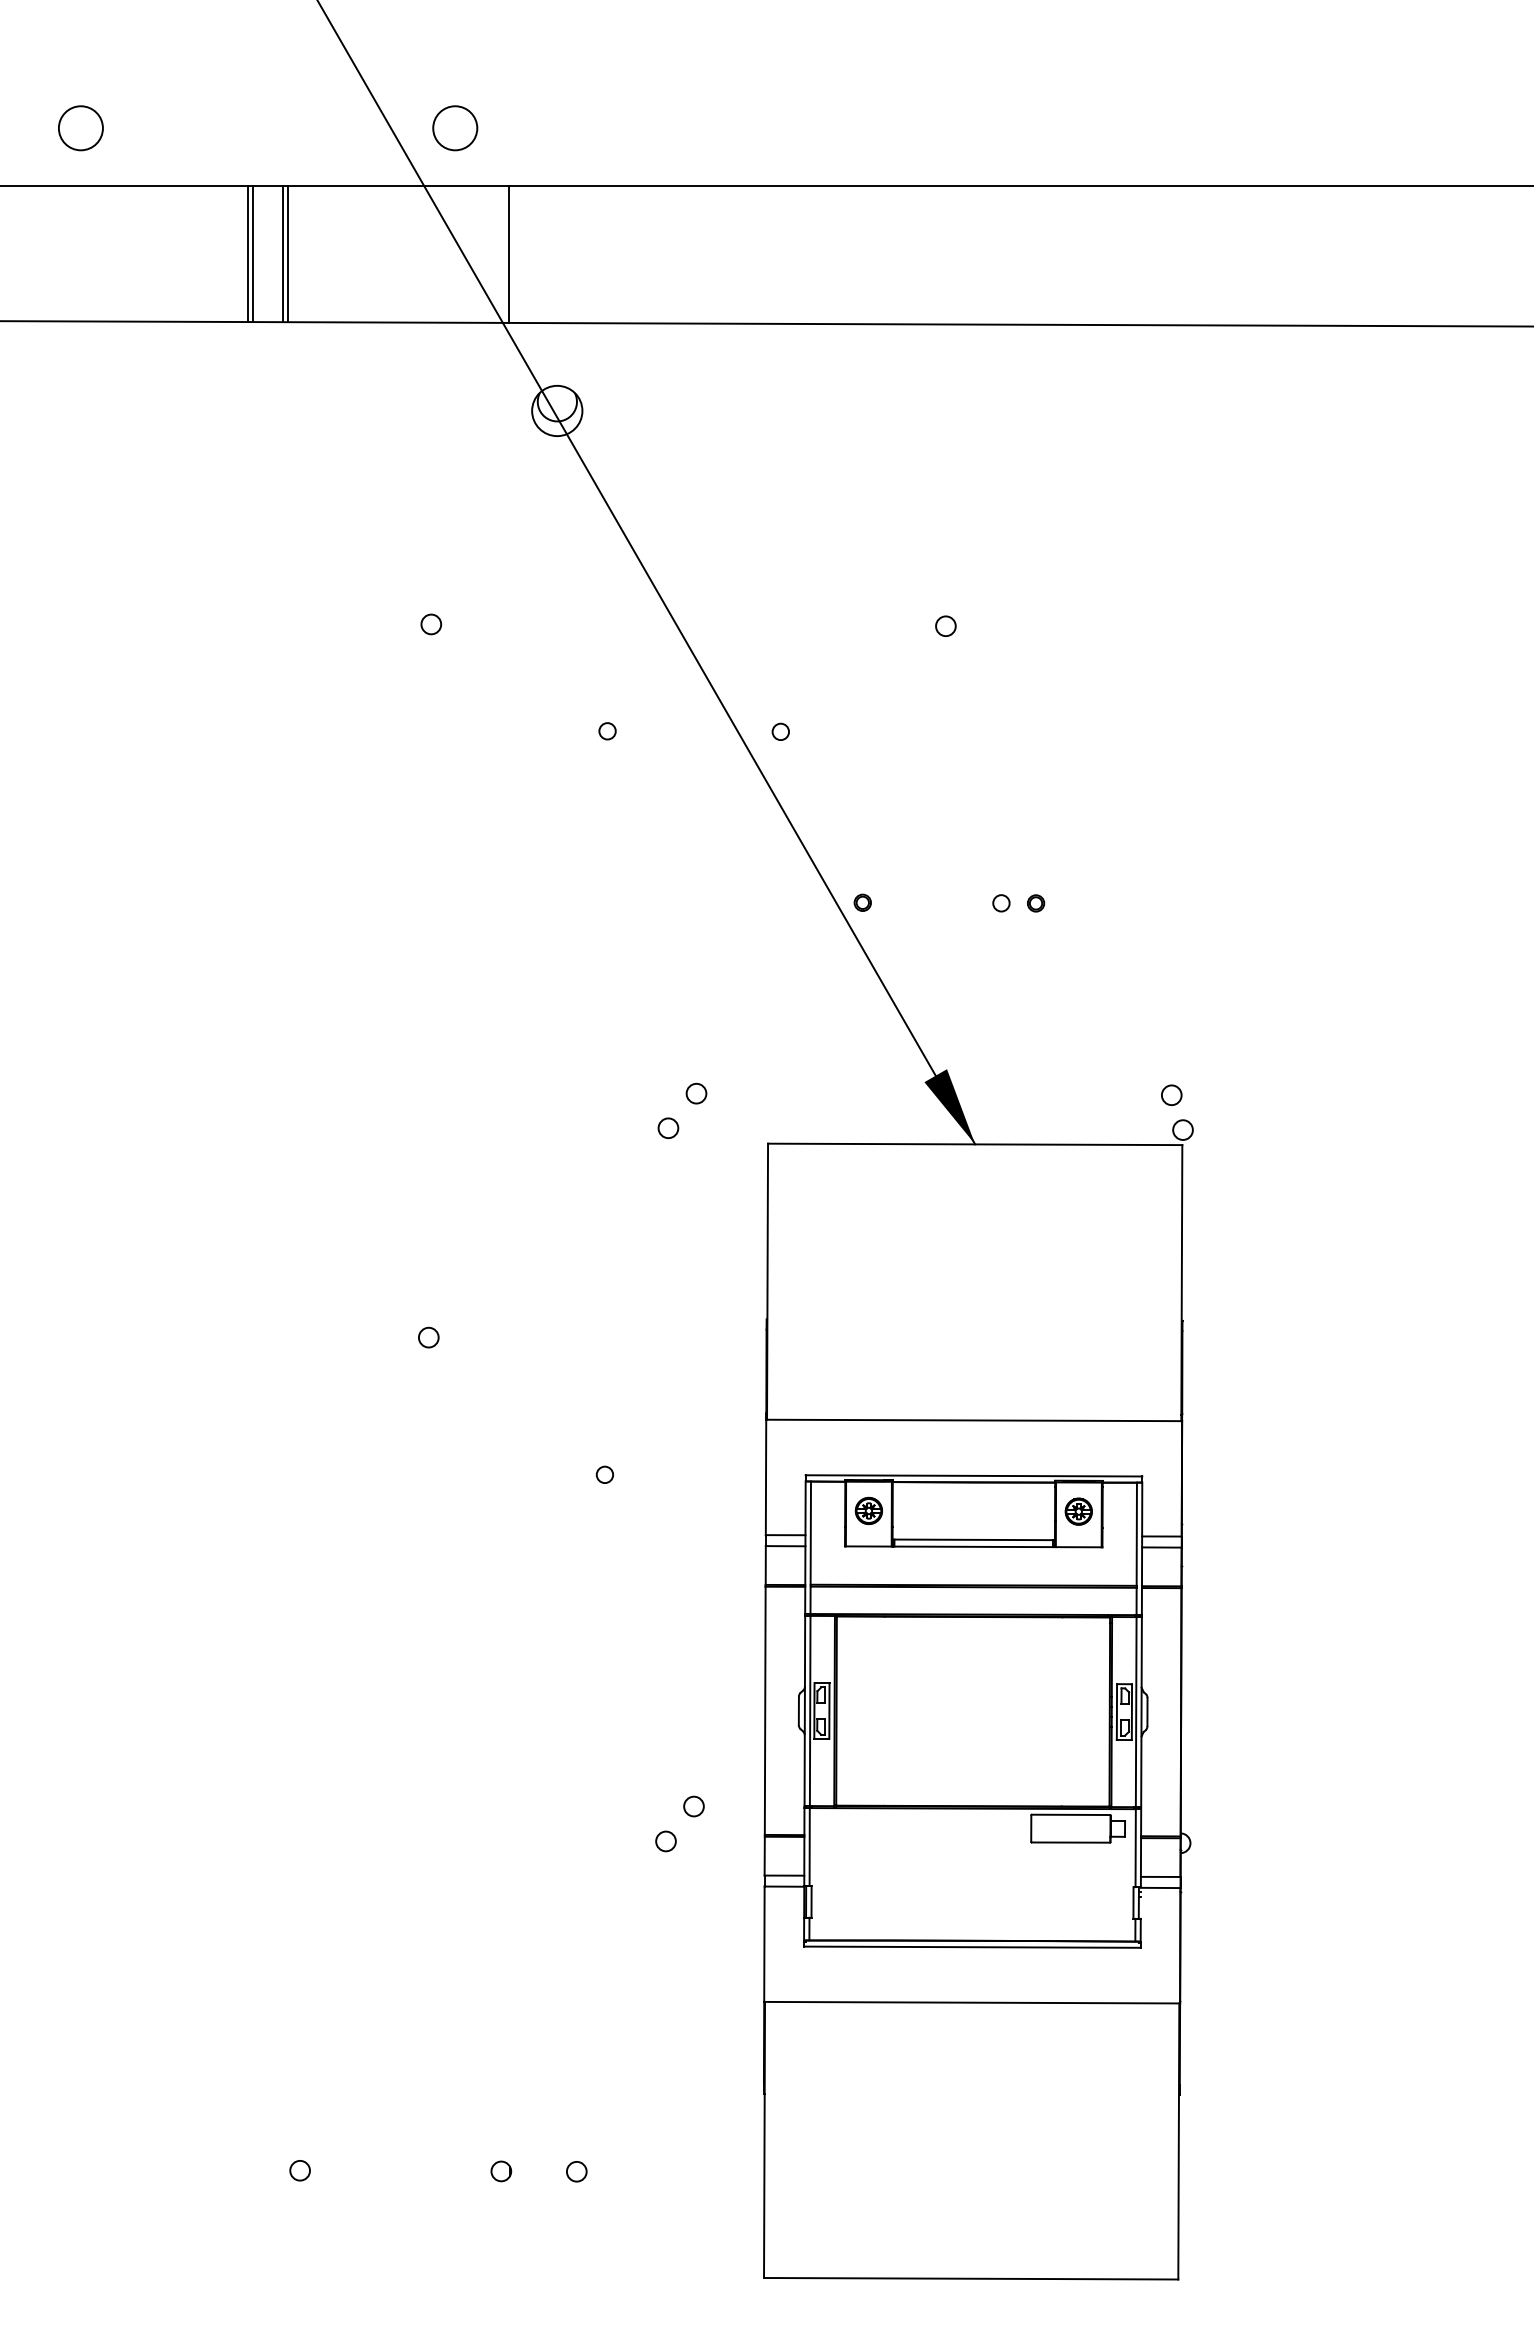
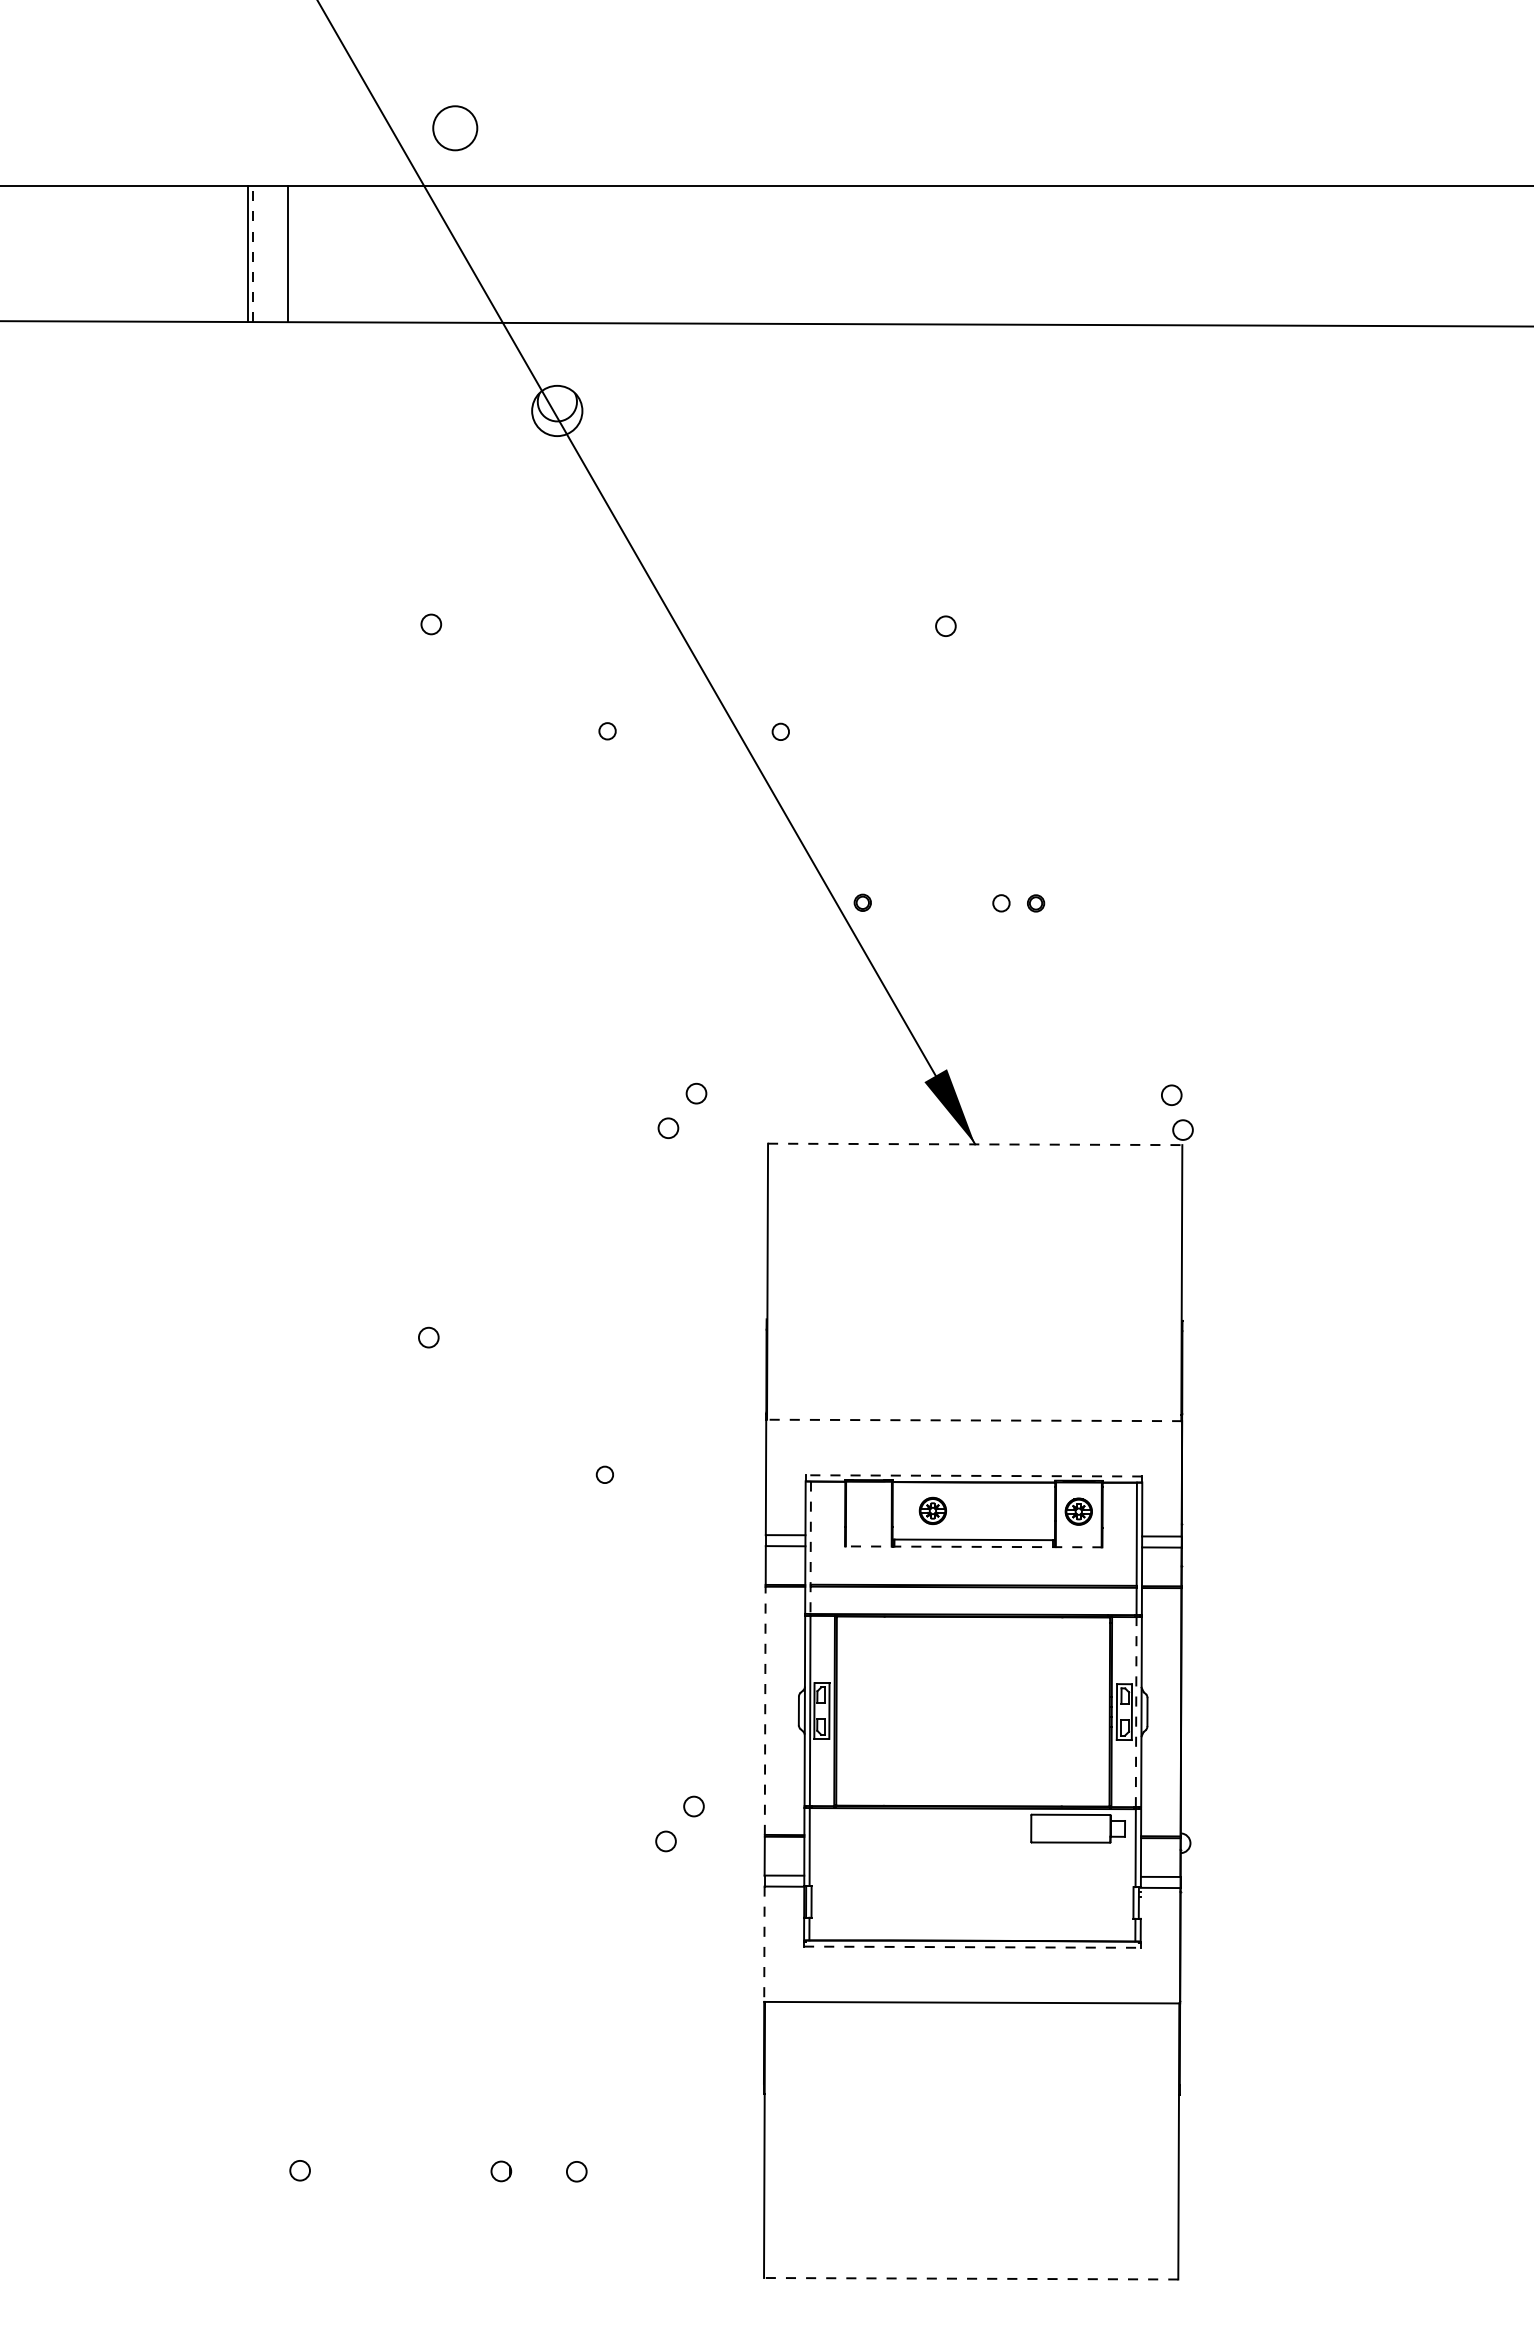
circle: present -> none (80, 128)
line: solid -> dashed (252, 254)
line: present -> none (283, 254)
line: present -> none (508, 254)
line: solid -> dashed (975, 1144)
line: solid -> dashed (974, 1420)
line: solid -> dashed (973, 1475)
part position: (868, 1510) -> (932, 1510) (932, 1510)
line: solid -> dashed (973, 1546)
line: solid -> dashed (810, 1548)
line: solid -> dashed (765, 1710)
line: solid -> dashed (1136, 1711)
line: solid -> dashed (764, 1944)
line: solid -> dashed (972, 1947)
line: solid -> dashed (970, 2278)
